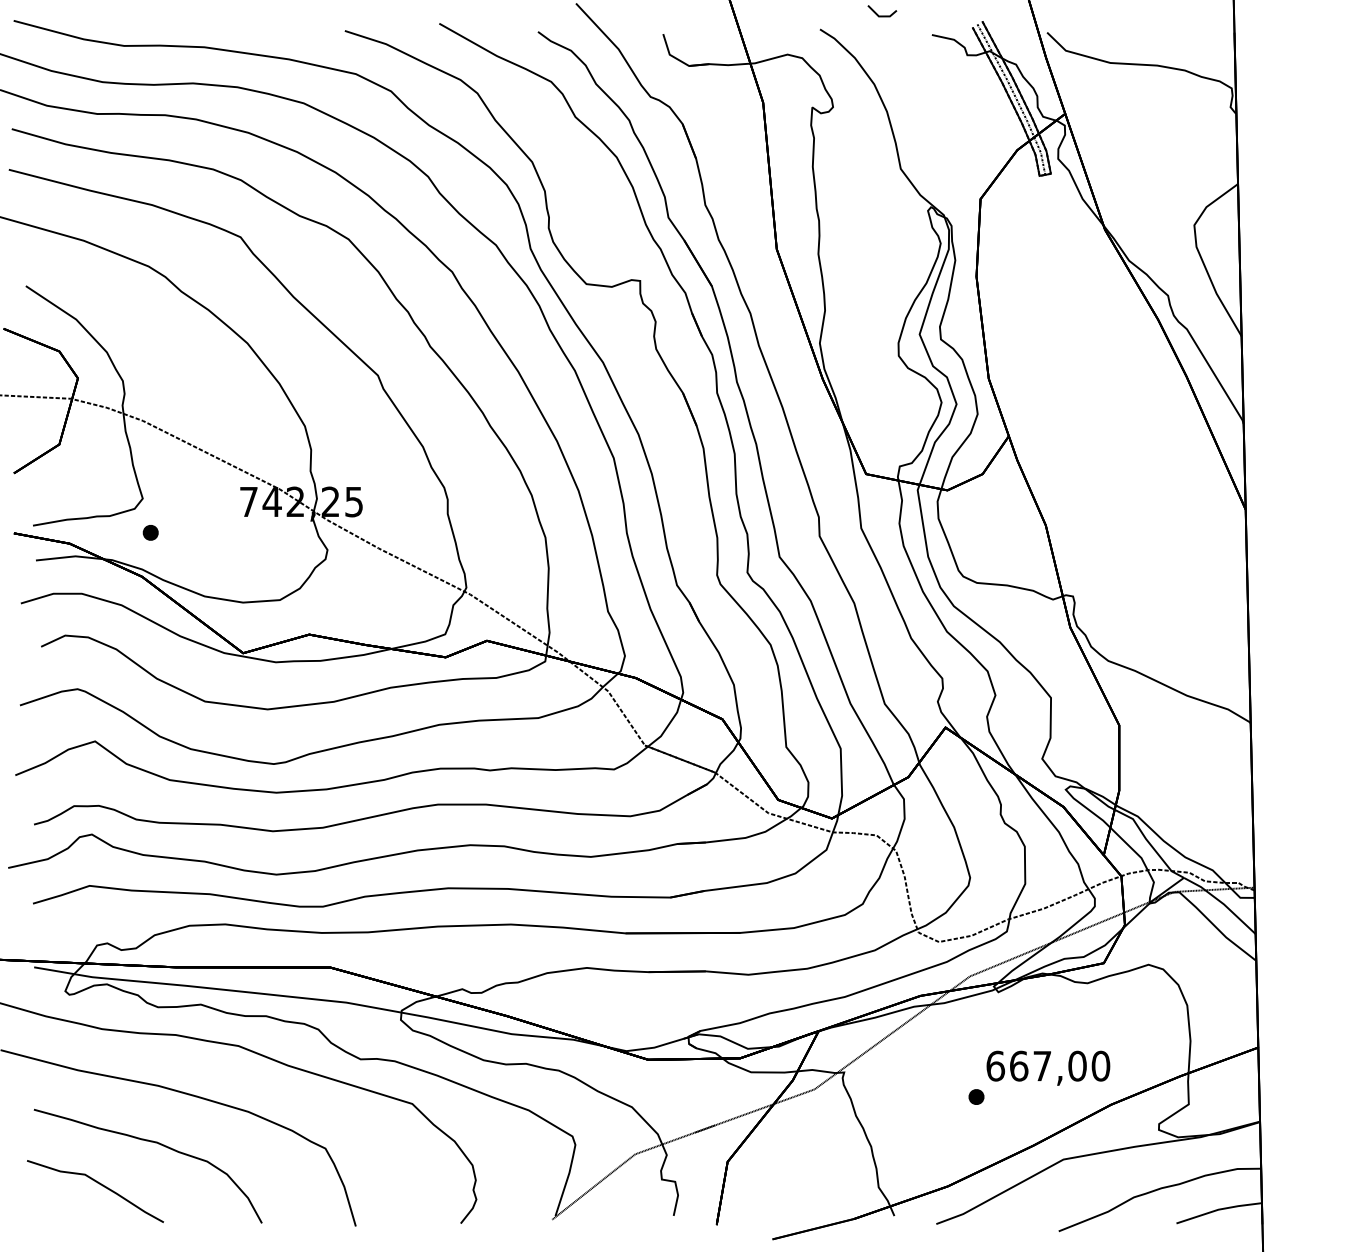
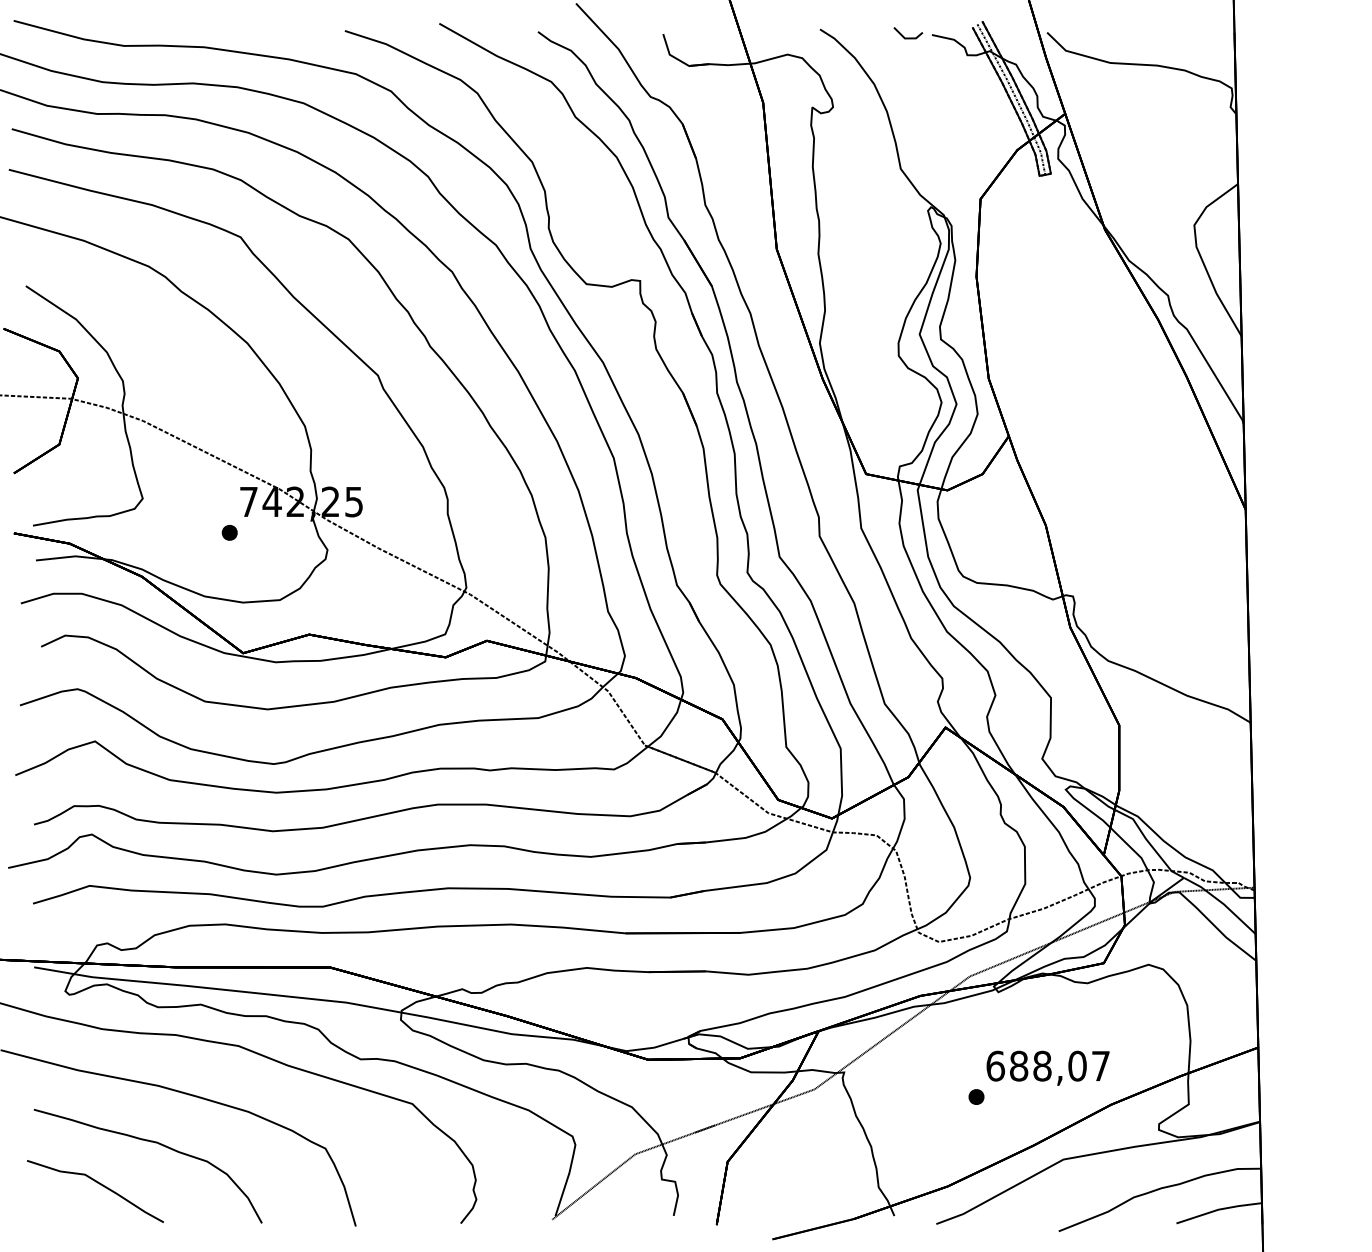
line position: (882, 15) -> (908, 37) (908, 37)
part position: (150, 532) -> (229, 532) (229, 532)
text: 667,00 -> 688,07 (1060, 1065)
